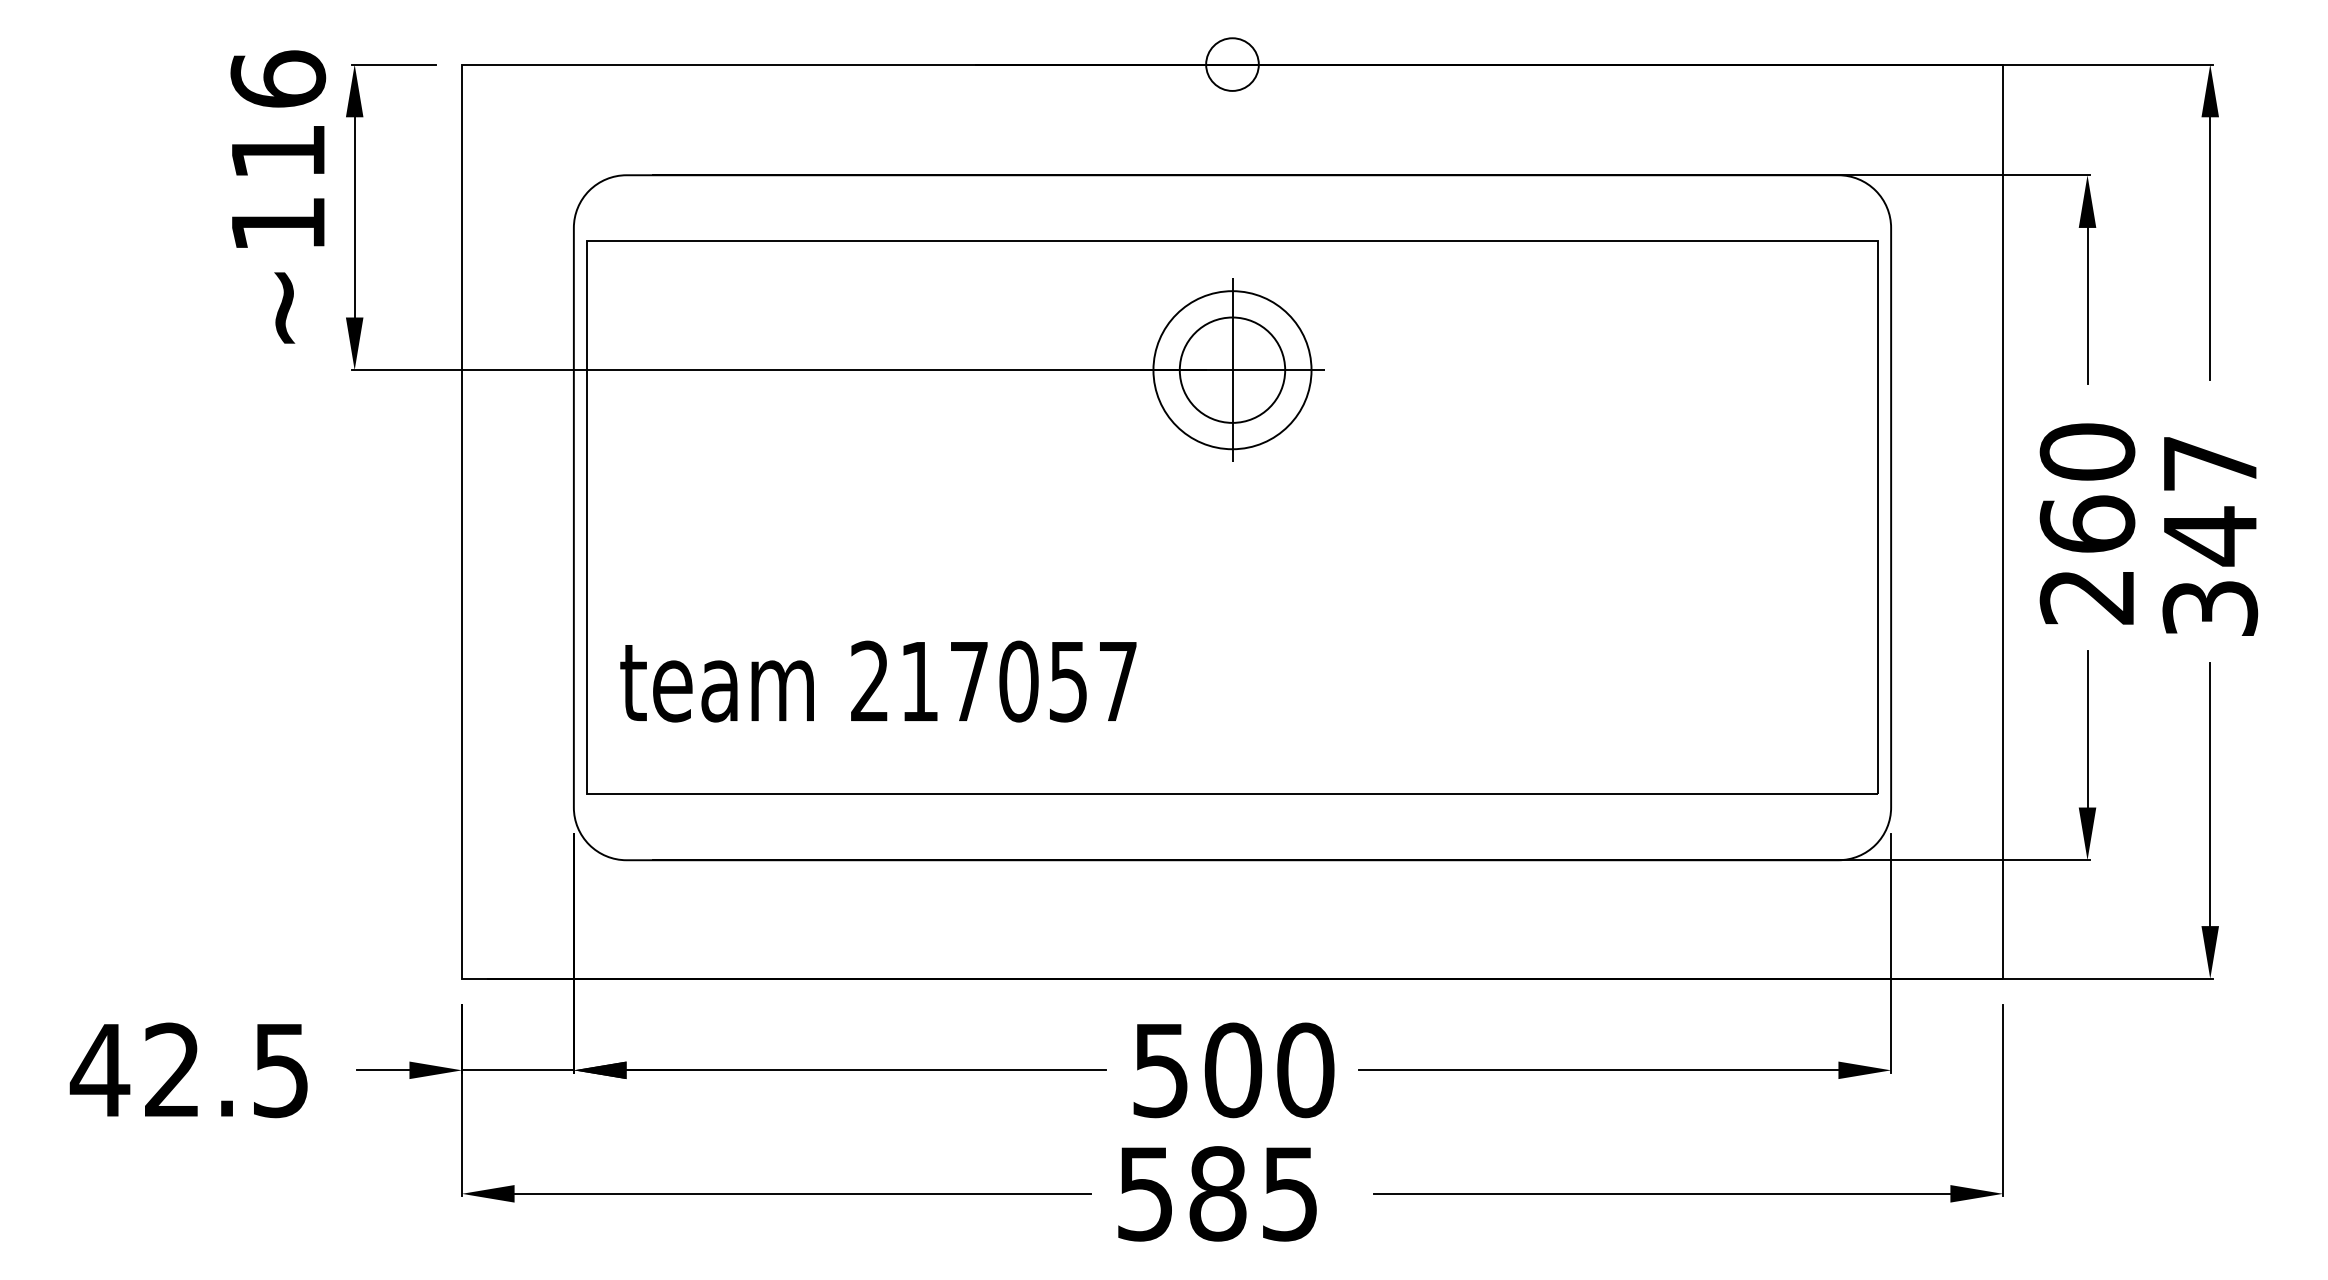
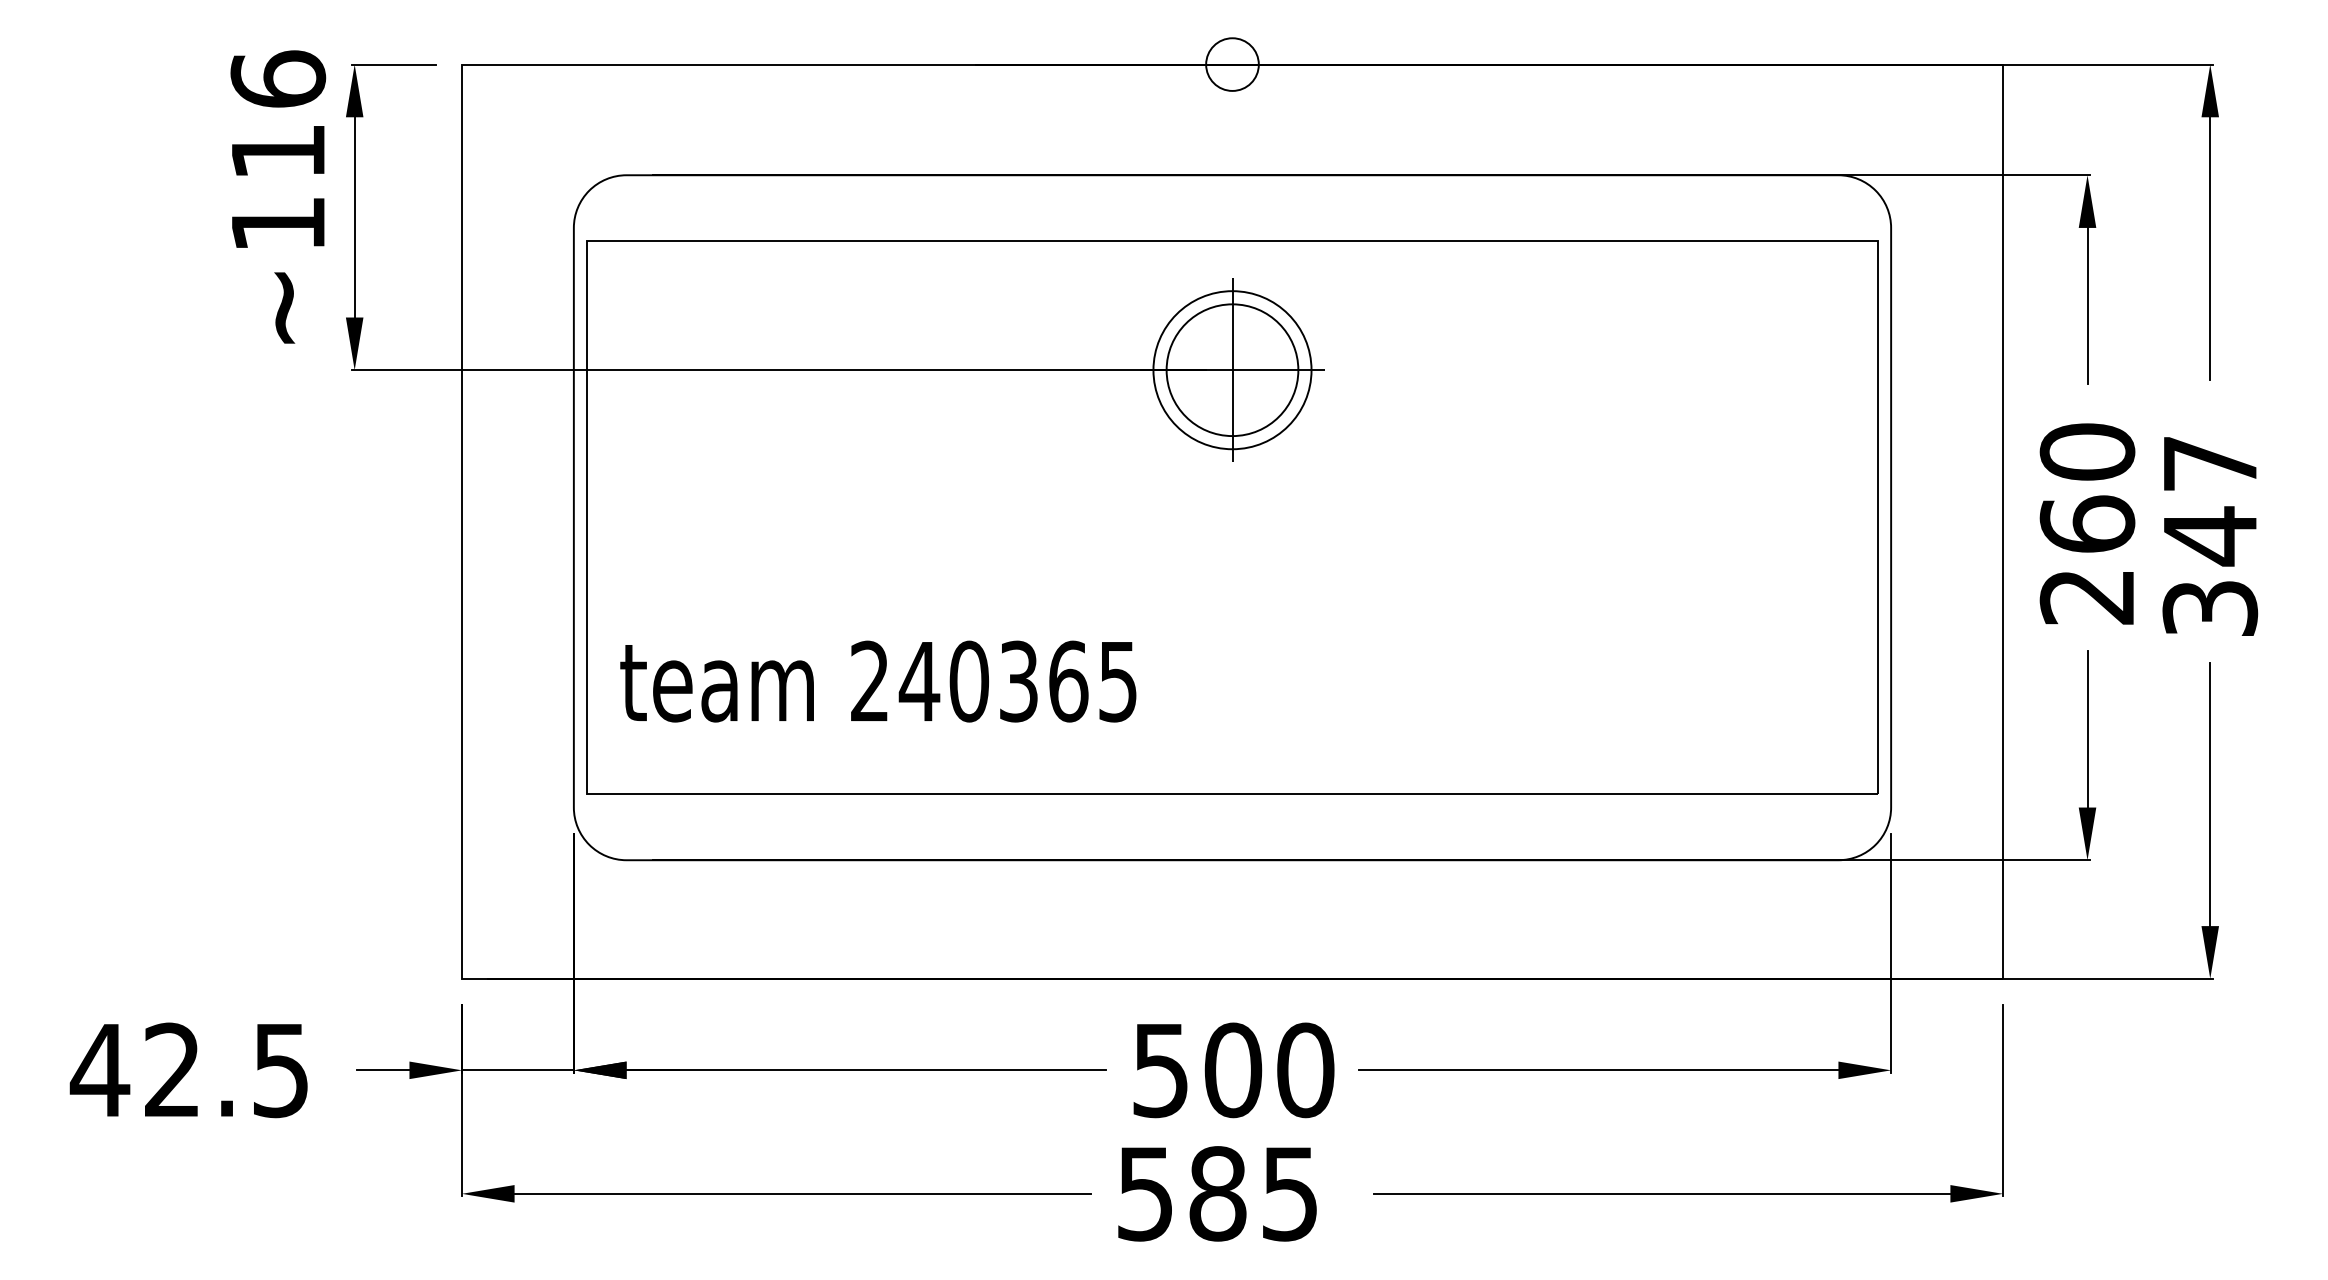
circle diameter: 105 px -> 132 px (1232, 370)
text: 217057 -> 240365 (1017, 681)
